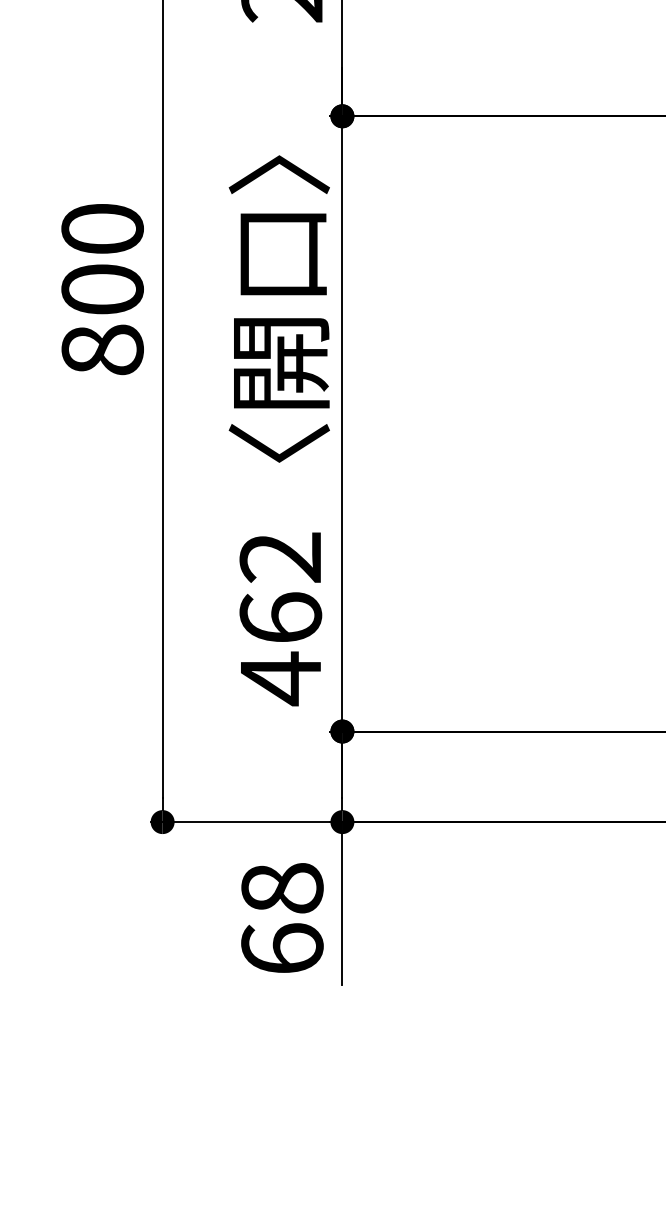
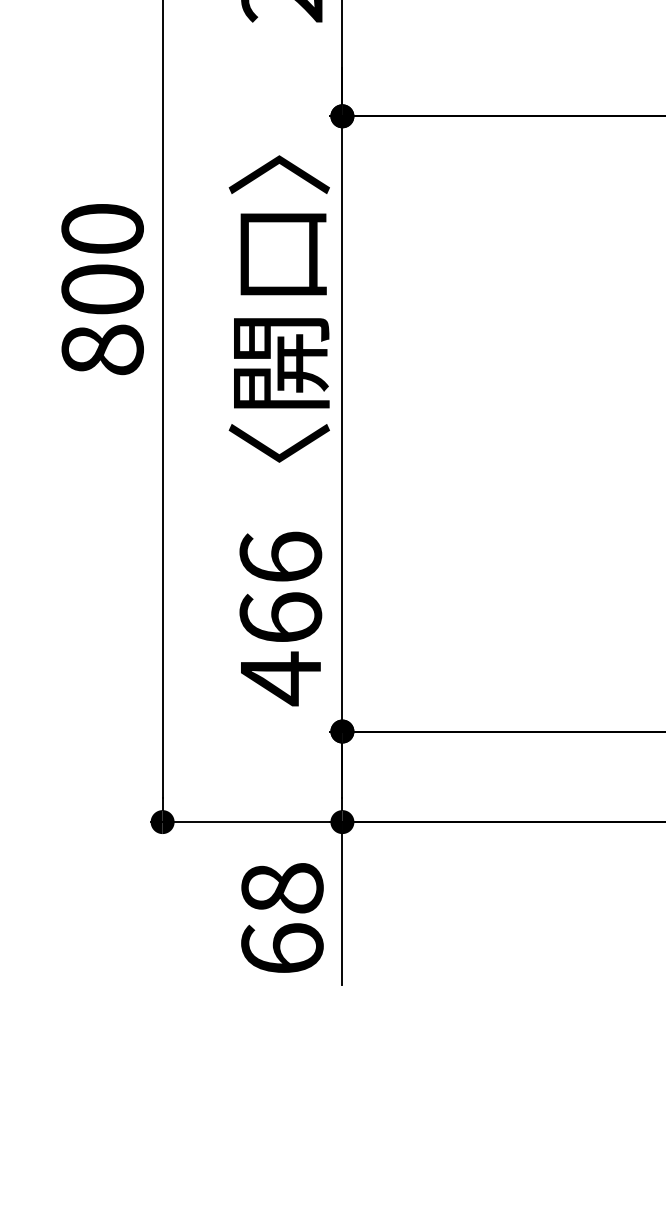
text: 462 -> 466 (280, 556)
